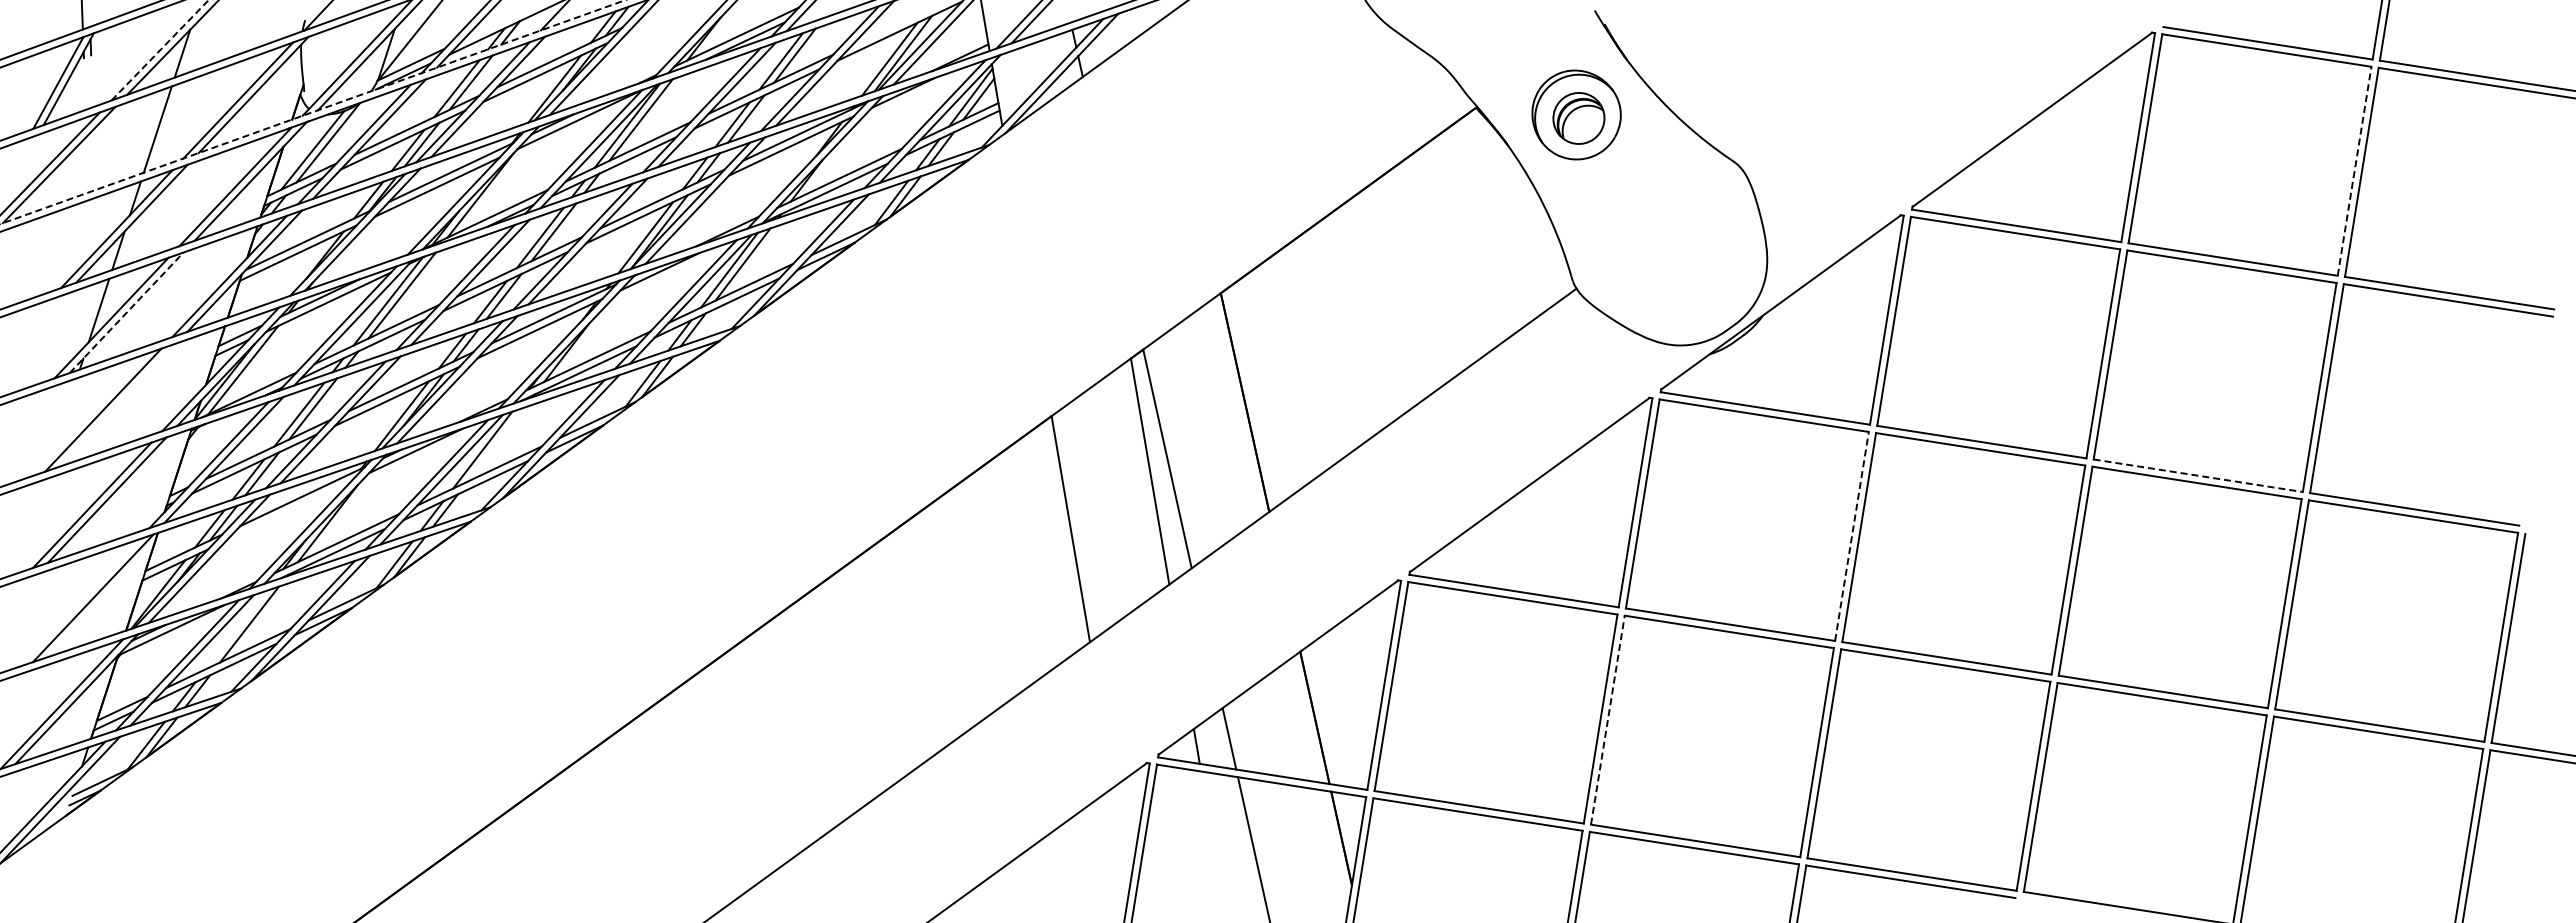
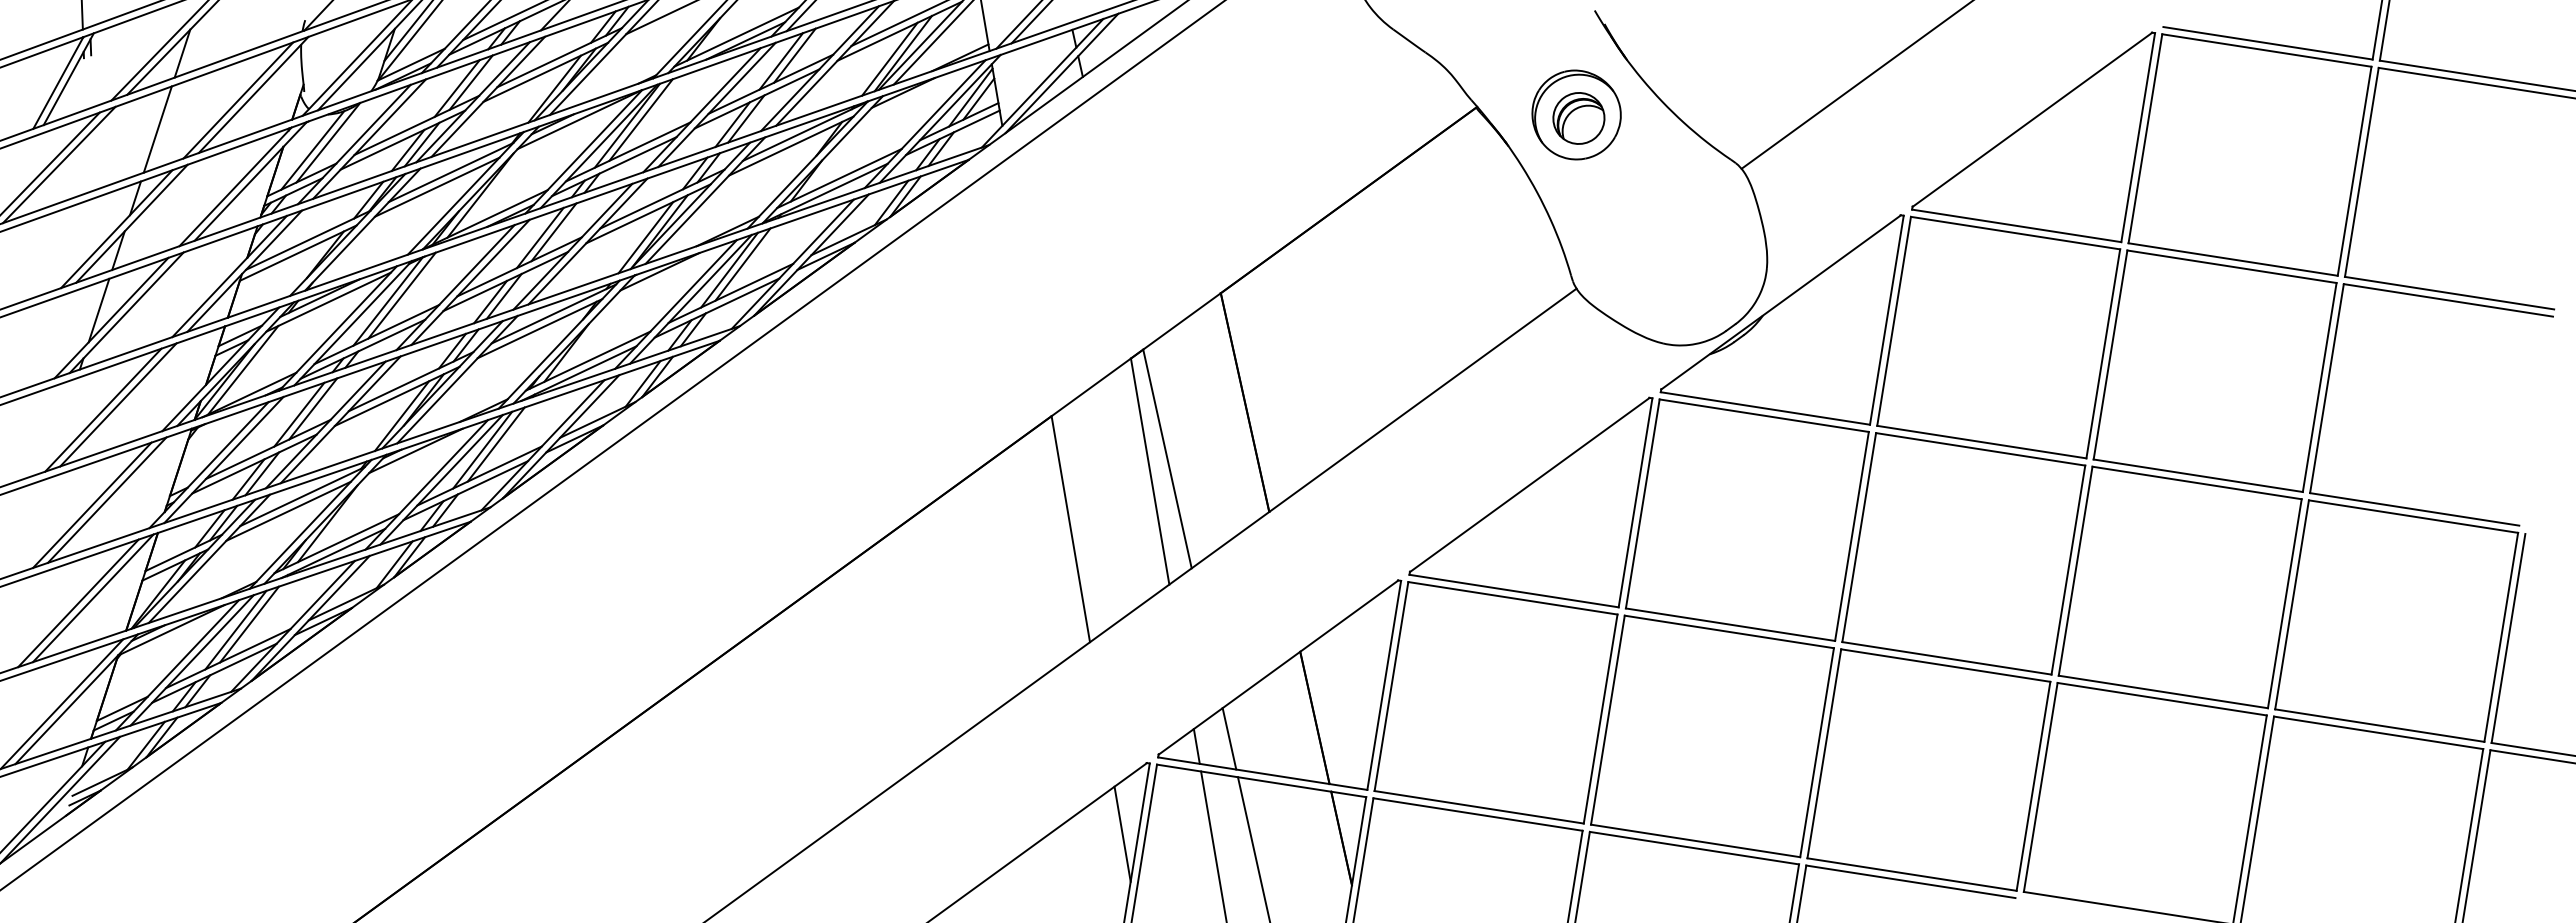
line: none -> present (659, 18)
line: none -> present (503, 21)
line: none -> present (897, 24)
line: none -> present (407, 31)
line: dashed -> solid (159, 50)
line: none -> present (1855, 85)
line: dashed -> solid (312, 112)
line: dashed -> solid (2354, 171)
line: dashed -> solid (126, 312)
line: none -> present (118, 404)
line: none -> present (495, 444)
line: none -> present (612, 445)
line: dashed -> solid (2198, 475)
line: none -> present (288, 510)
line: dashed -> solid (1851, 536)
line: none -> present (78, 603)
line: none -> present (235, 629)
line: dashed -> solid (1607, 720)
line: none -> present (1122, 833)
line: none -> present (1213, 845)
